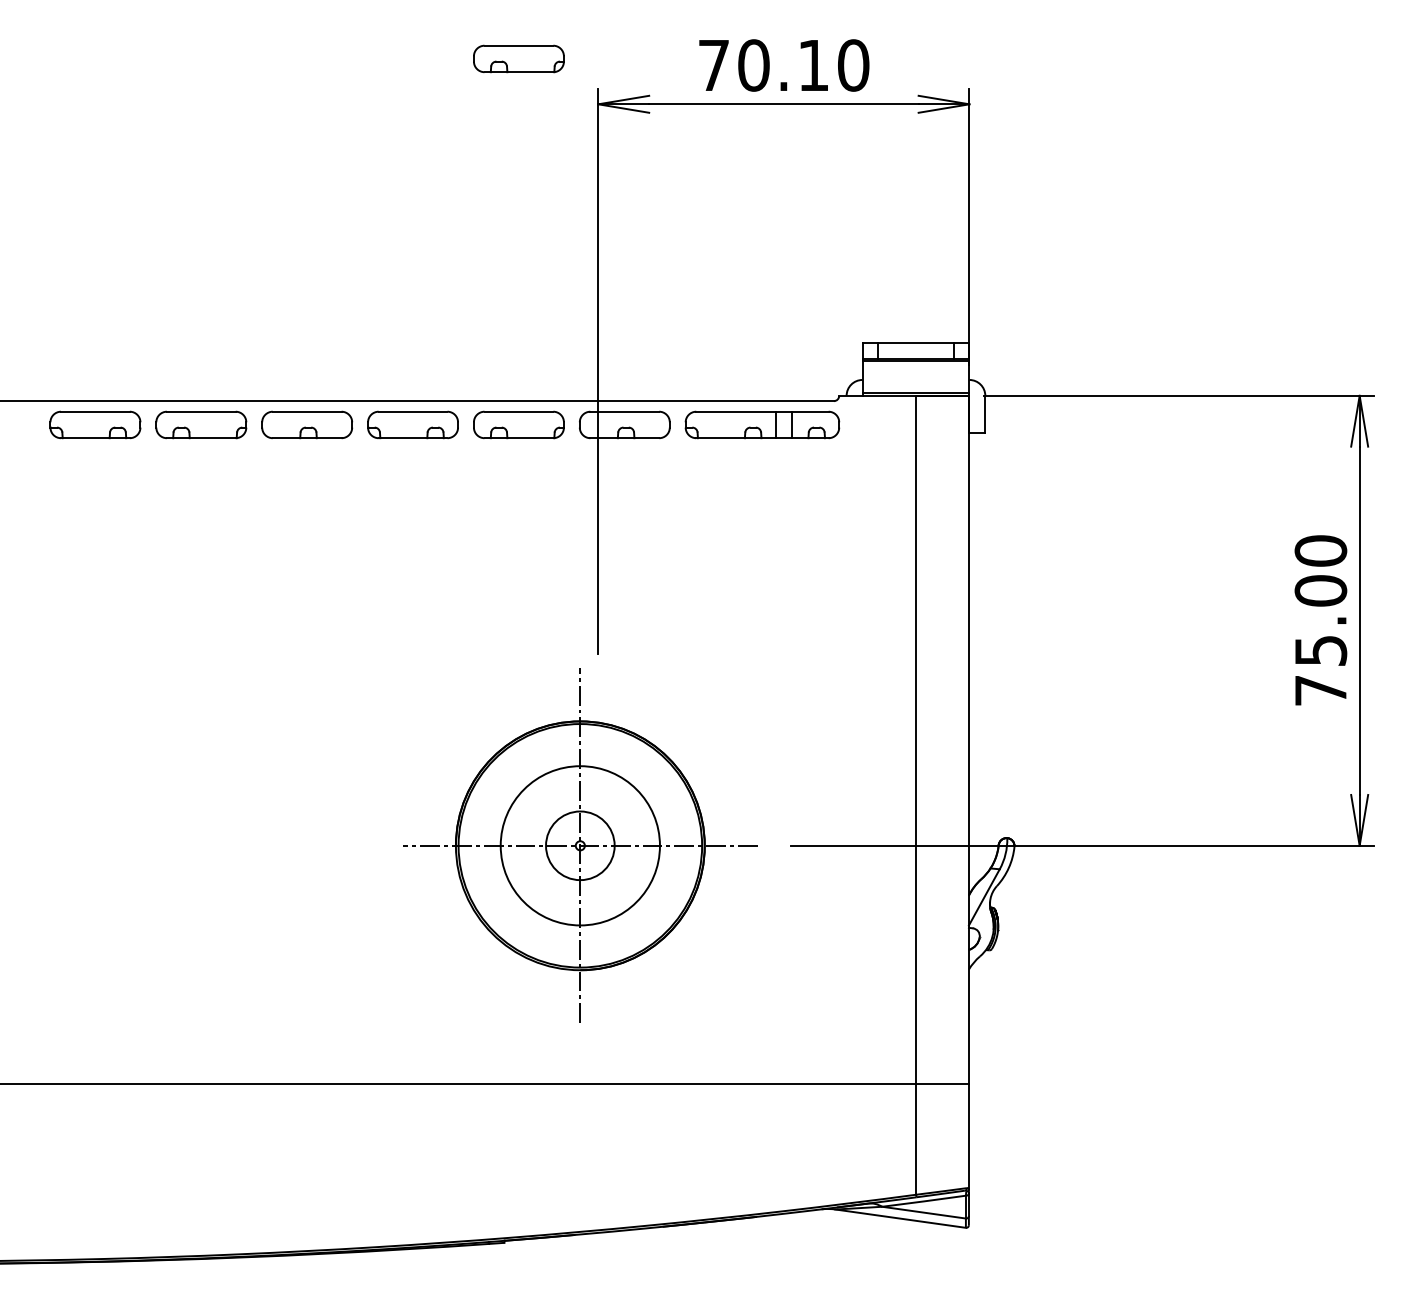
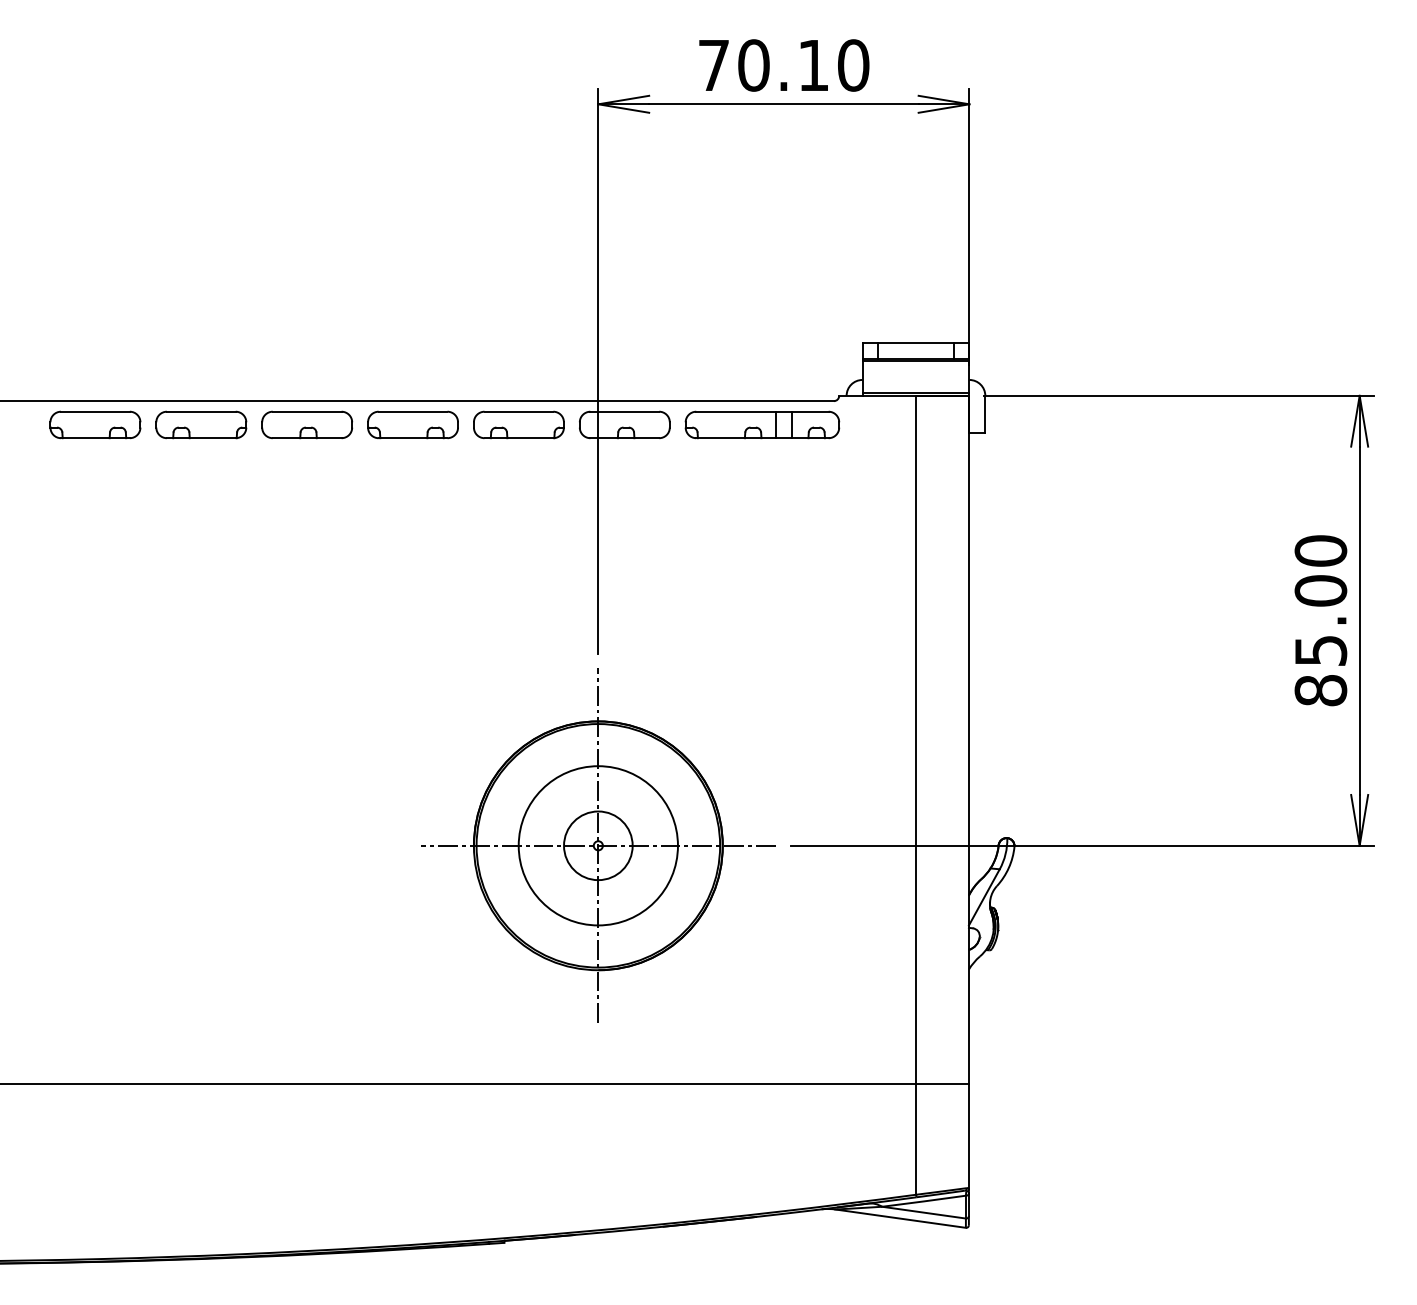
part: present -> none (518, 58)
text: 75.00 -> 85.00 (1320, 690)
part position: (580, 845) -> (598, 845) (598, 845)
